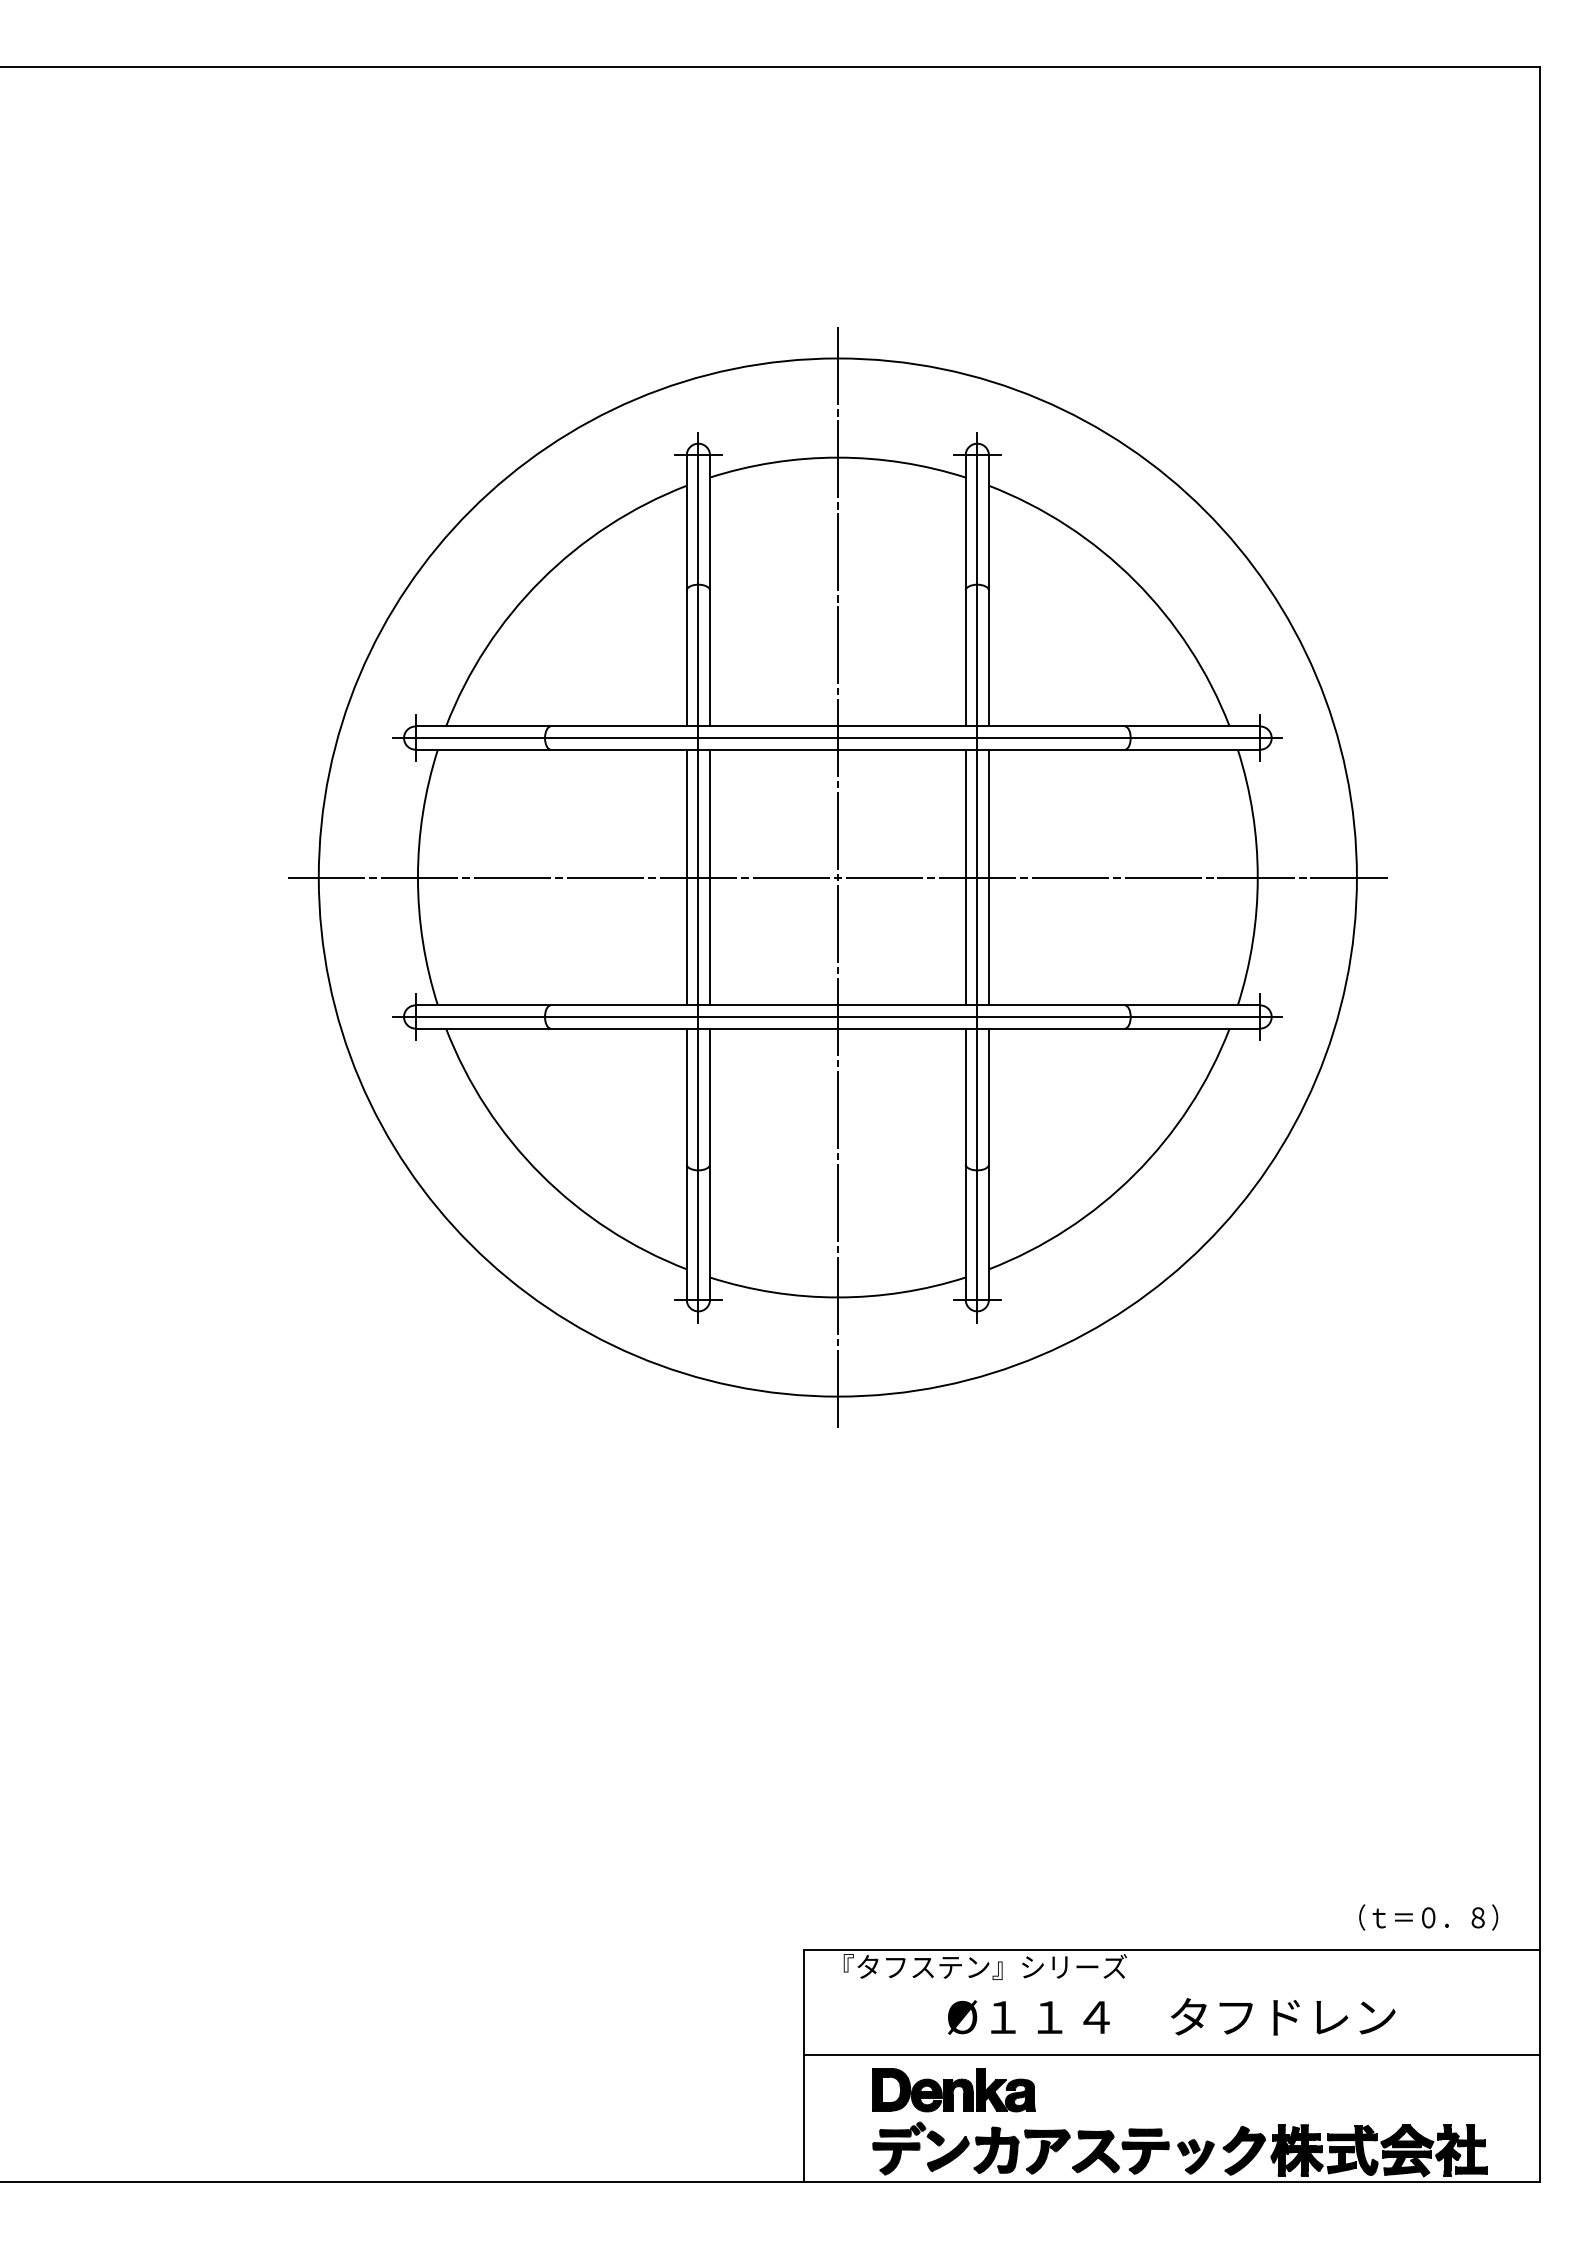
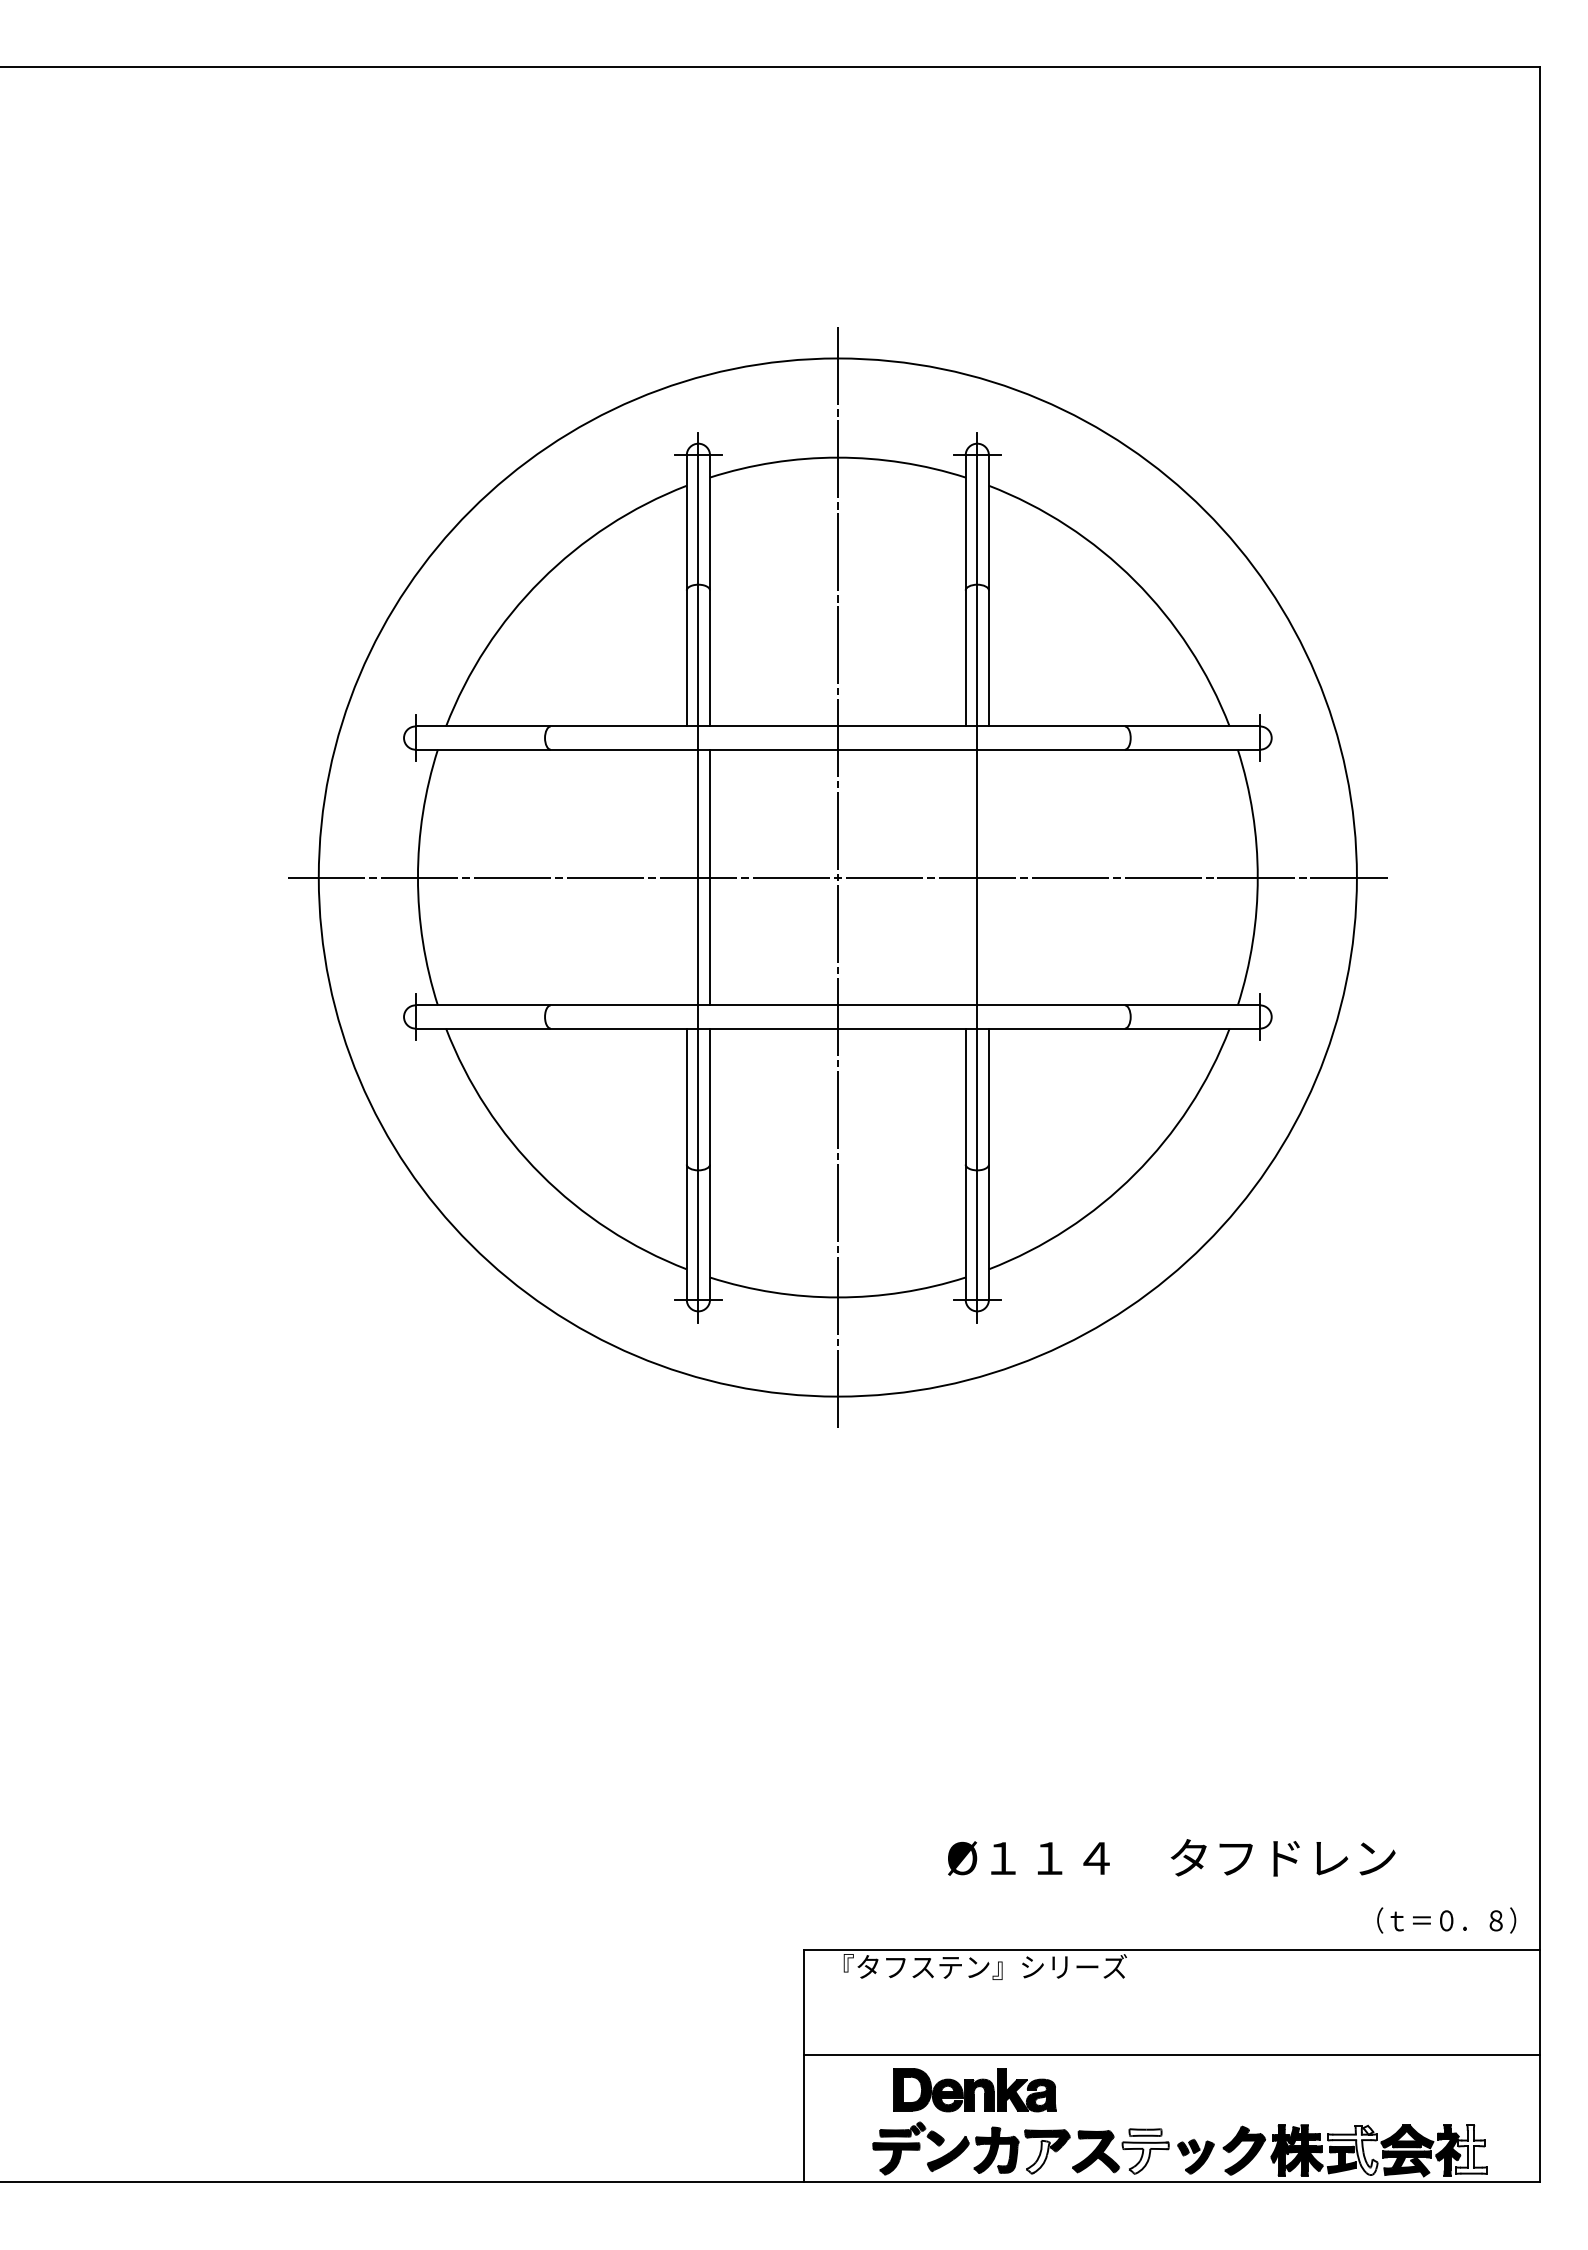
line: present -> none (837, 738)
line: present -> none (686, 877)
line: present -> none (965, 877)
line: present -> none (988, 877)
line: present -> none (837, 1017)
text position: (1428, 1917) -> (1446, 1920) (1446, 1920)
text position: (1171, 2016) -> (1171, 1857) (1171, 1857)
part position: (953, 2090) -> (974, 2090) (974, 2090)
fill: present -> none (1145, 2132)
fill: present -> none (1470, 2149)
fill: present -> none (1352, 2150)
fill: present -> none (1037, 2156)
fill: present -> none (1145, 2157)
